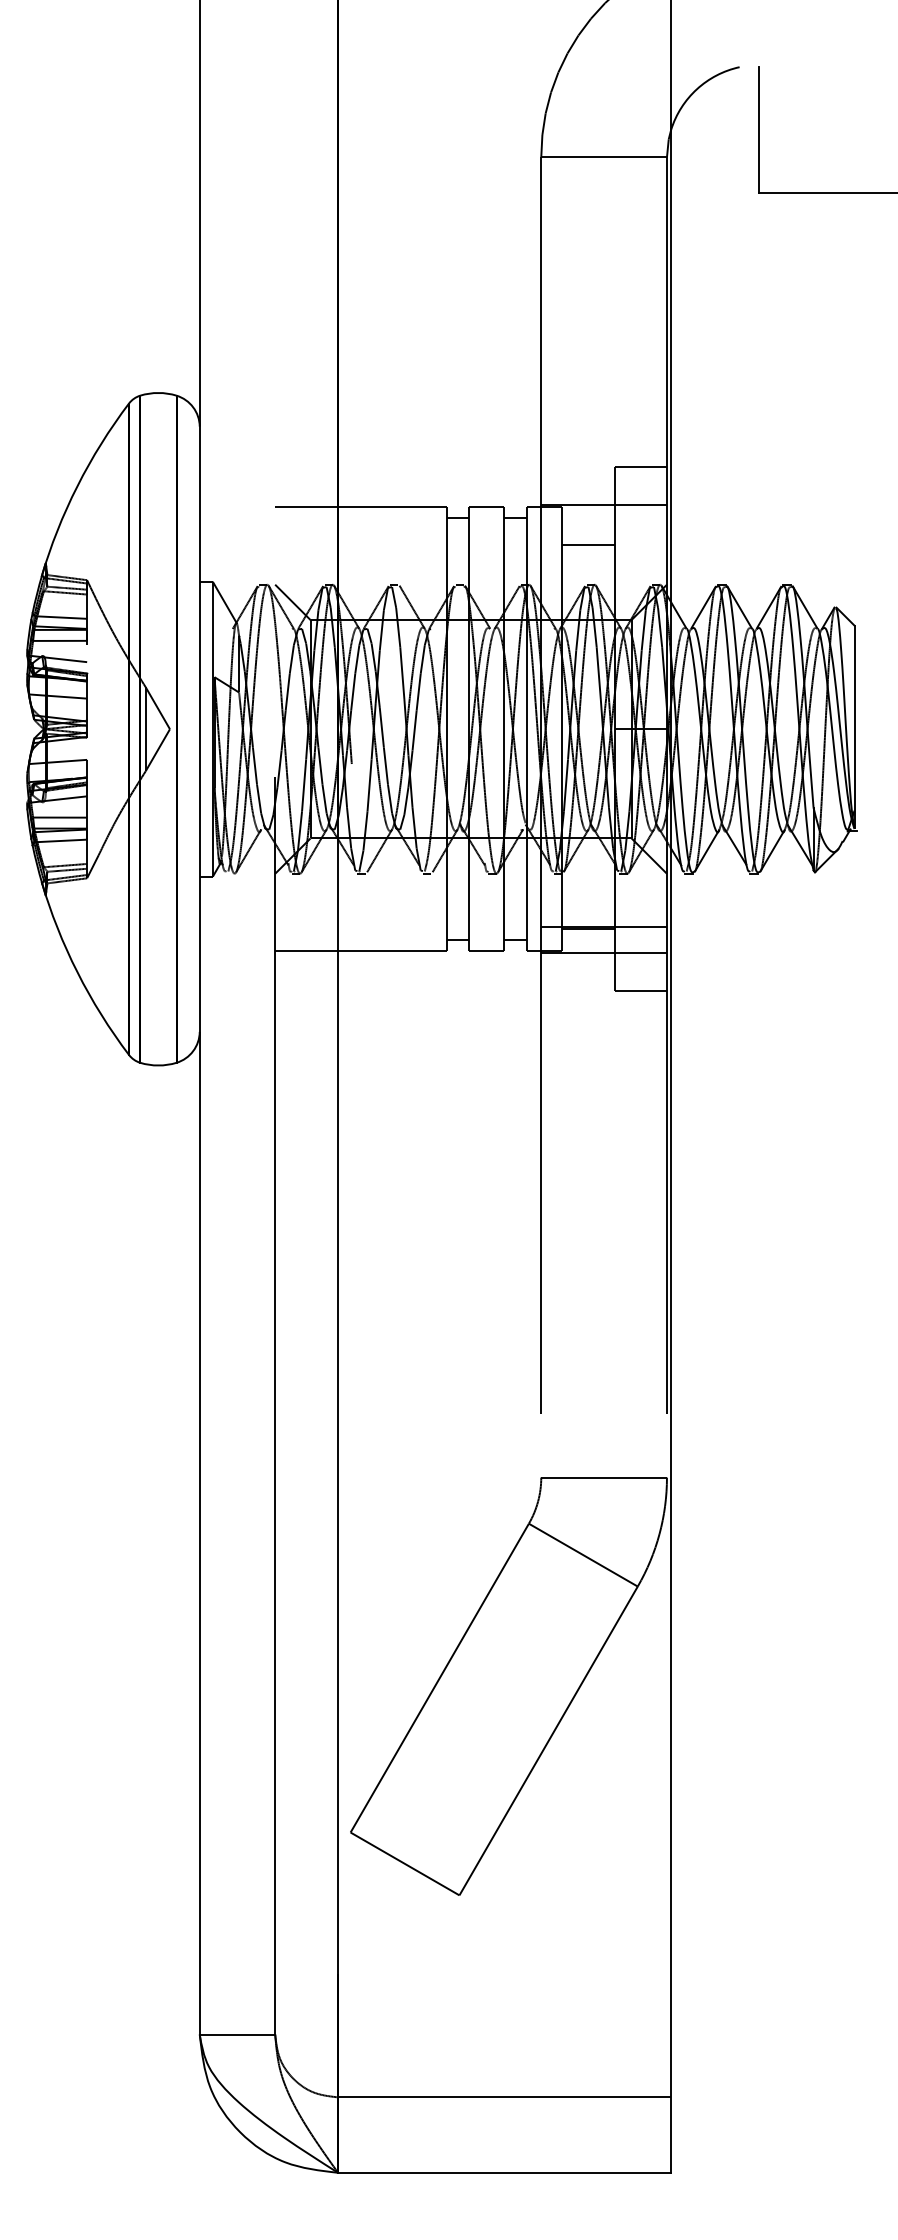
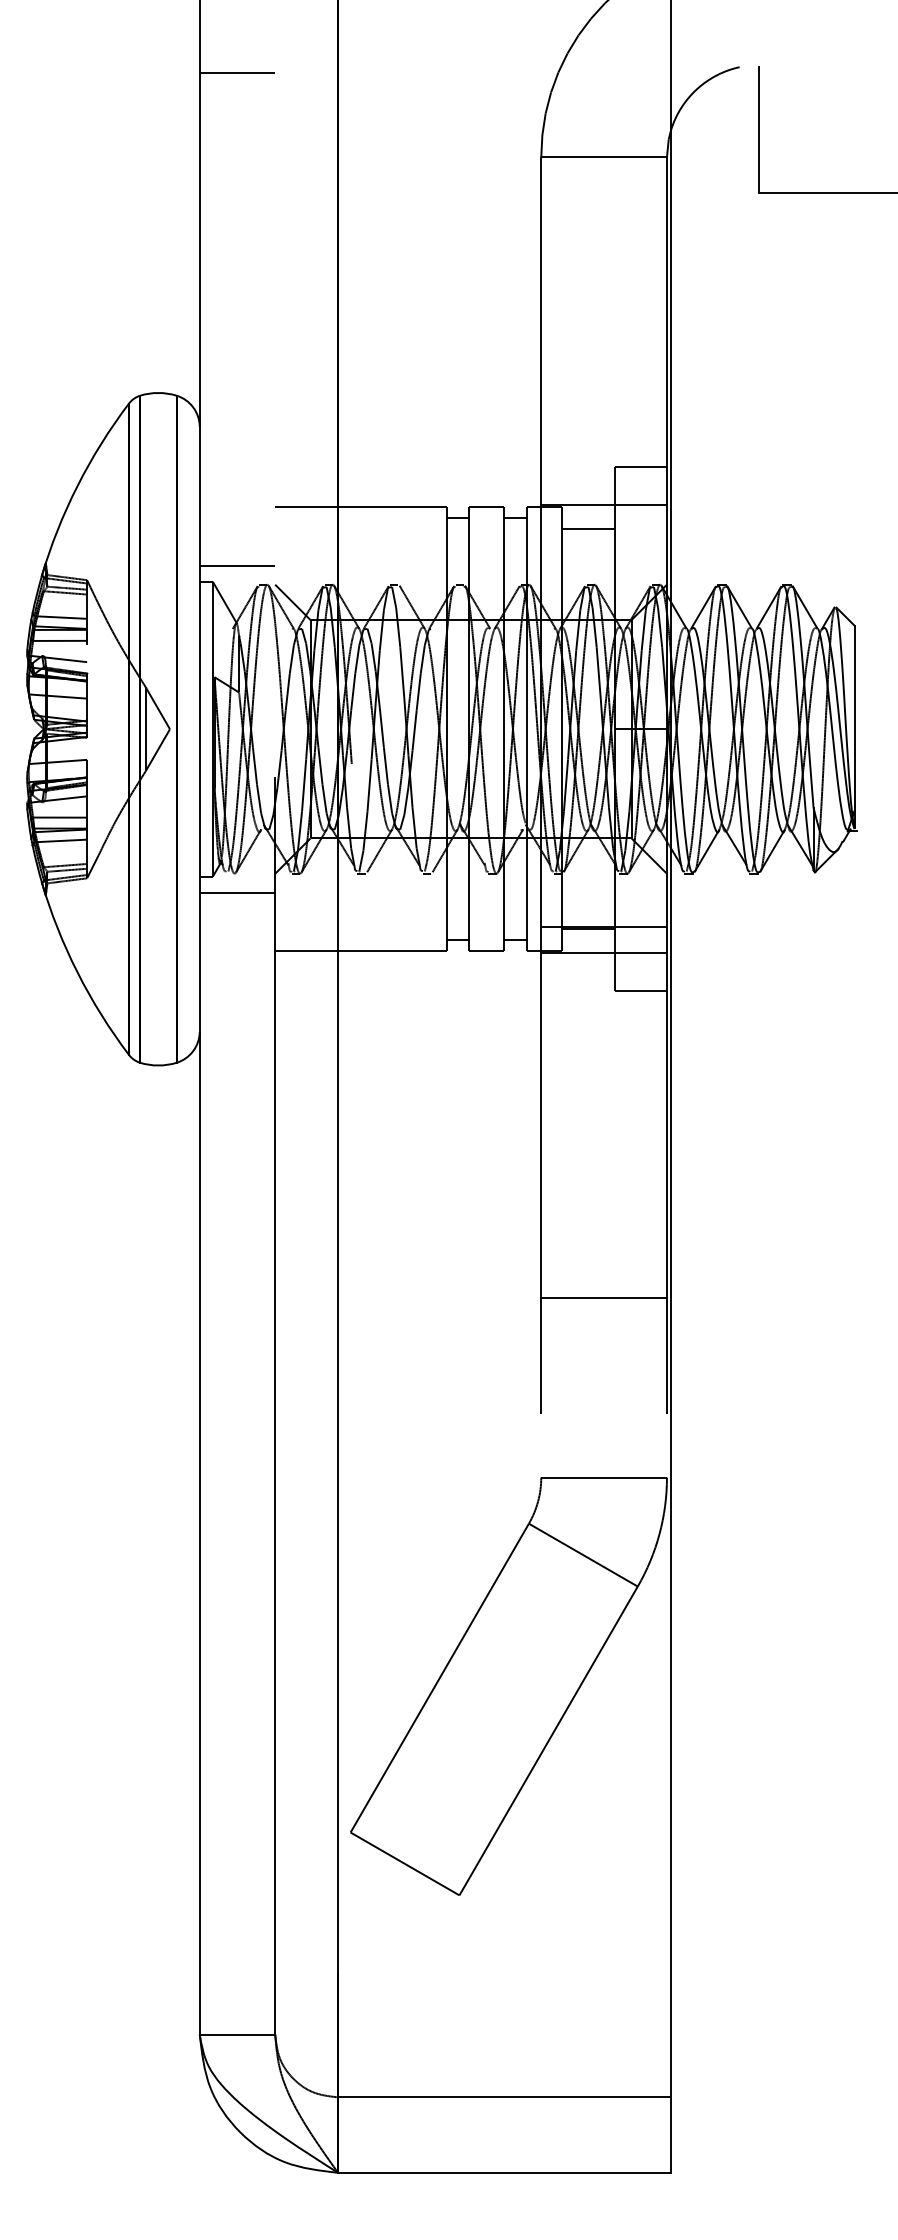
line: none -> present (237, 73)
line position: (588, 545) -> (588, 529) (588, 529)
line: none -> present (237, 565)
line: none -> present (237, 892)
line: none -> present (603, 1298)
